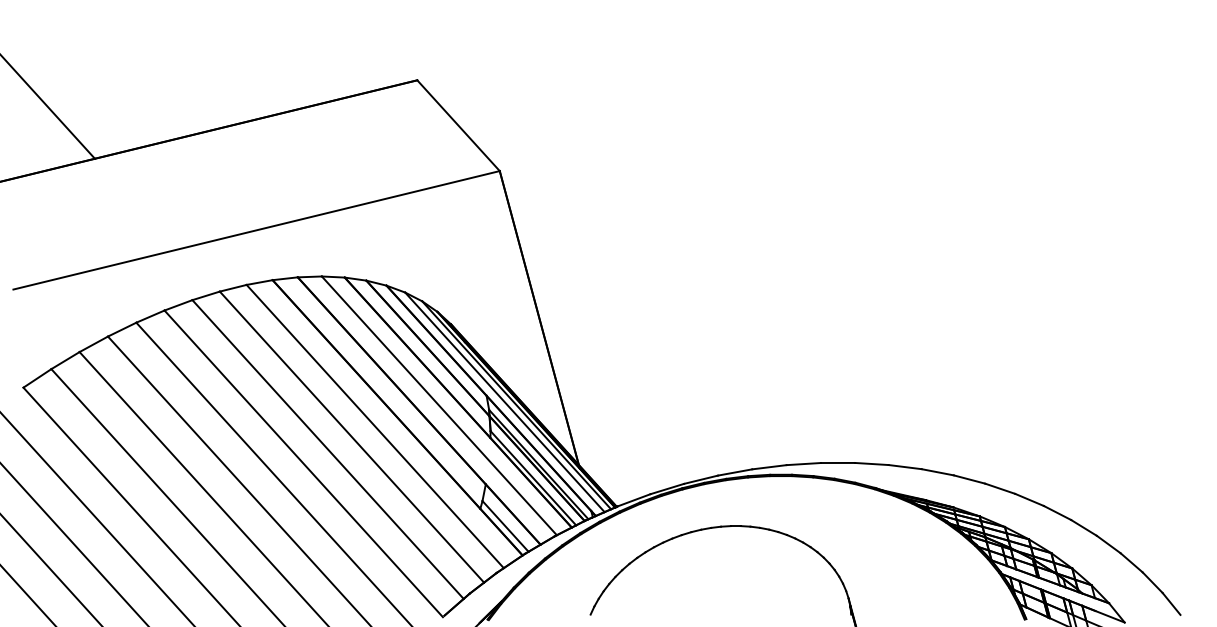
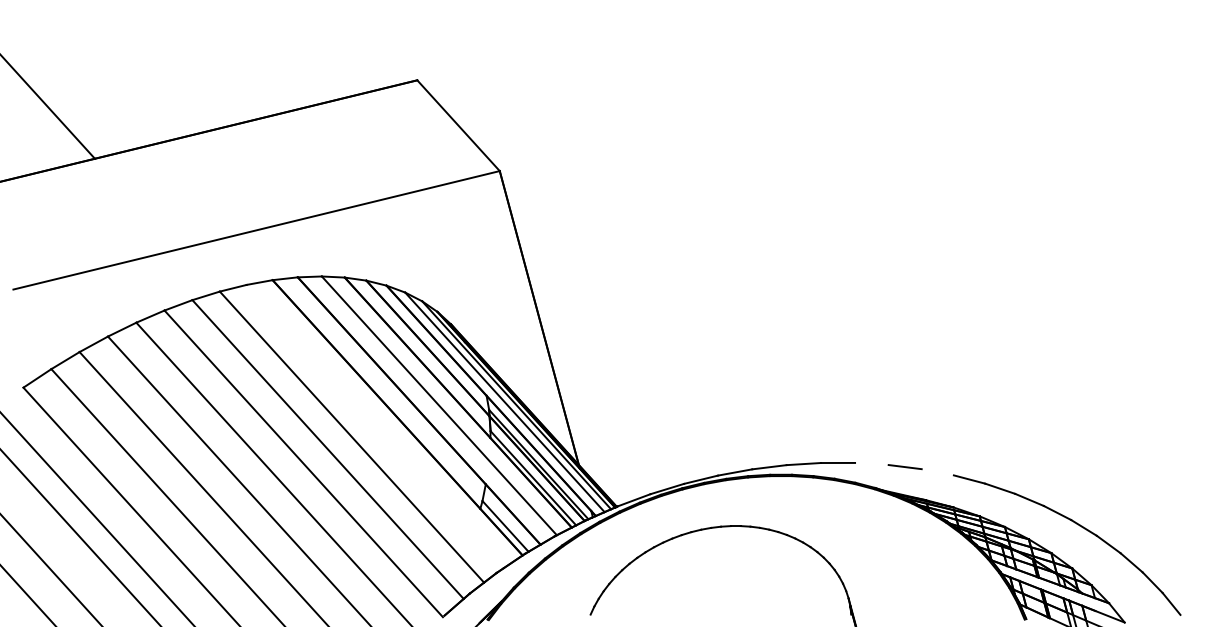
line: present -> none (374, 426)
line: present -> none (871, 463)
line: present -> none (937, 472)
line position: (74, 543) -> (80, 537) (80, 537)
